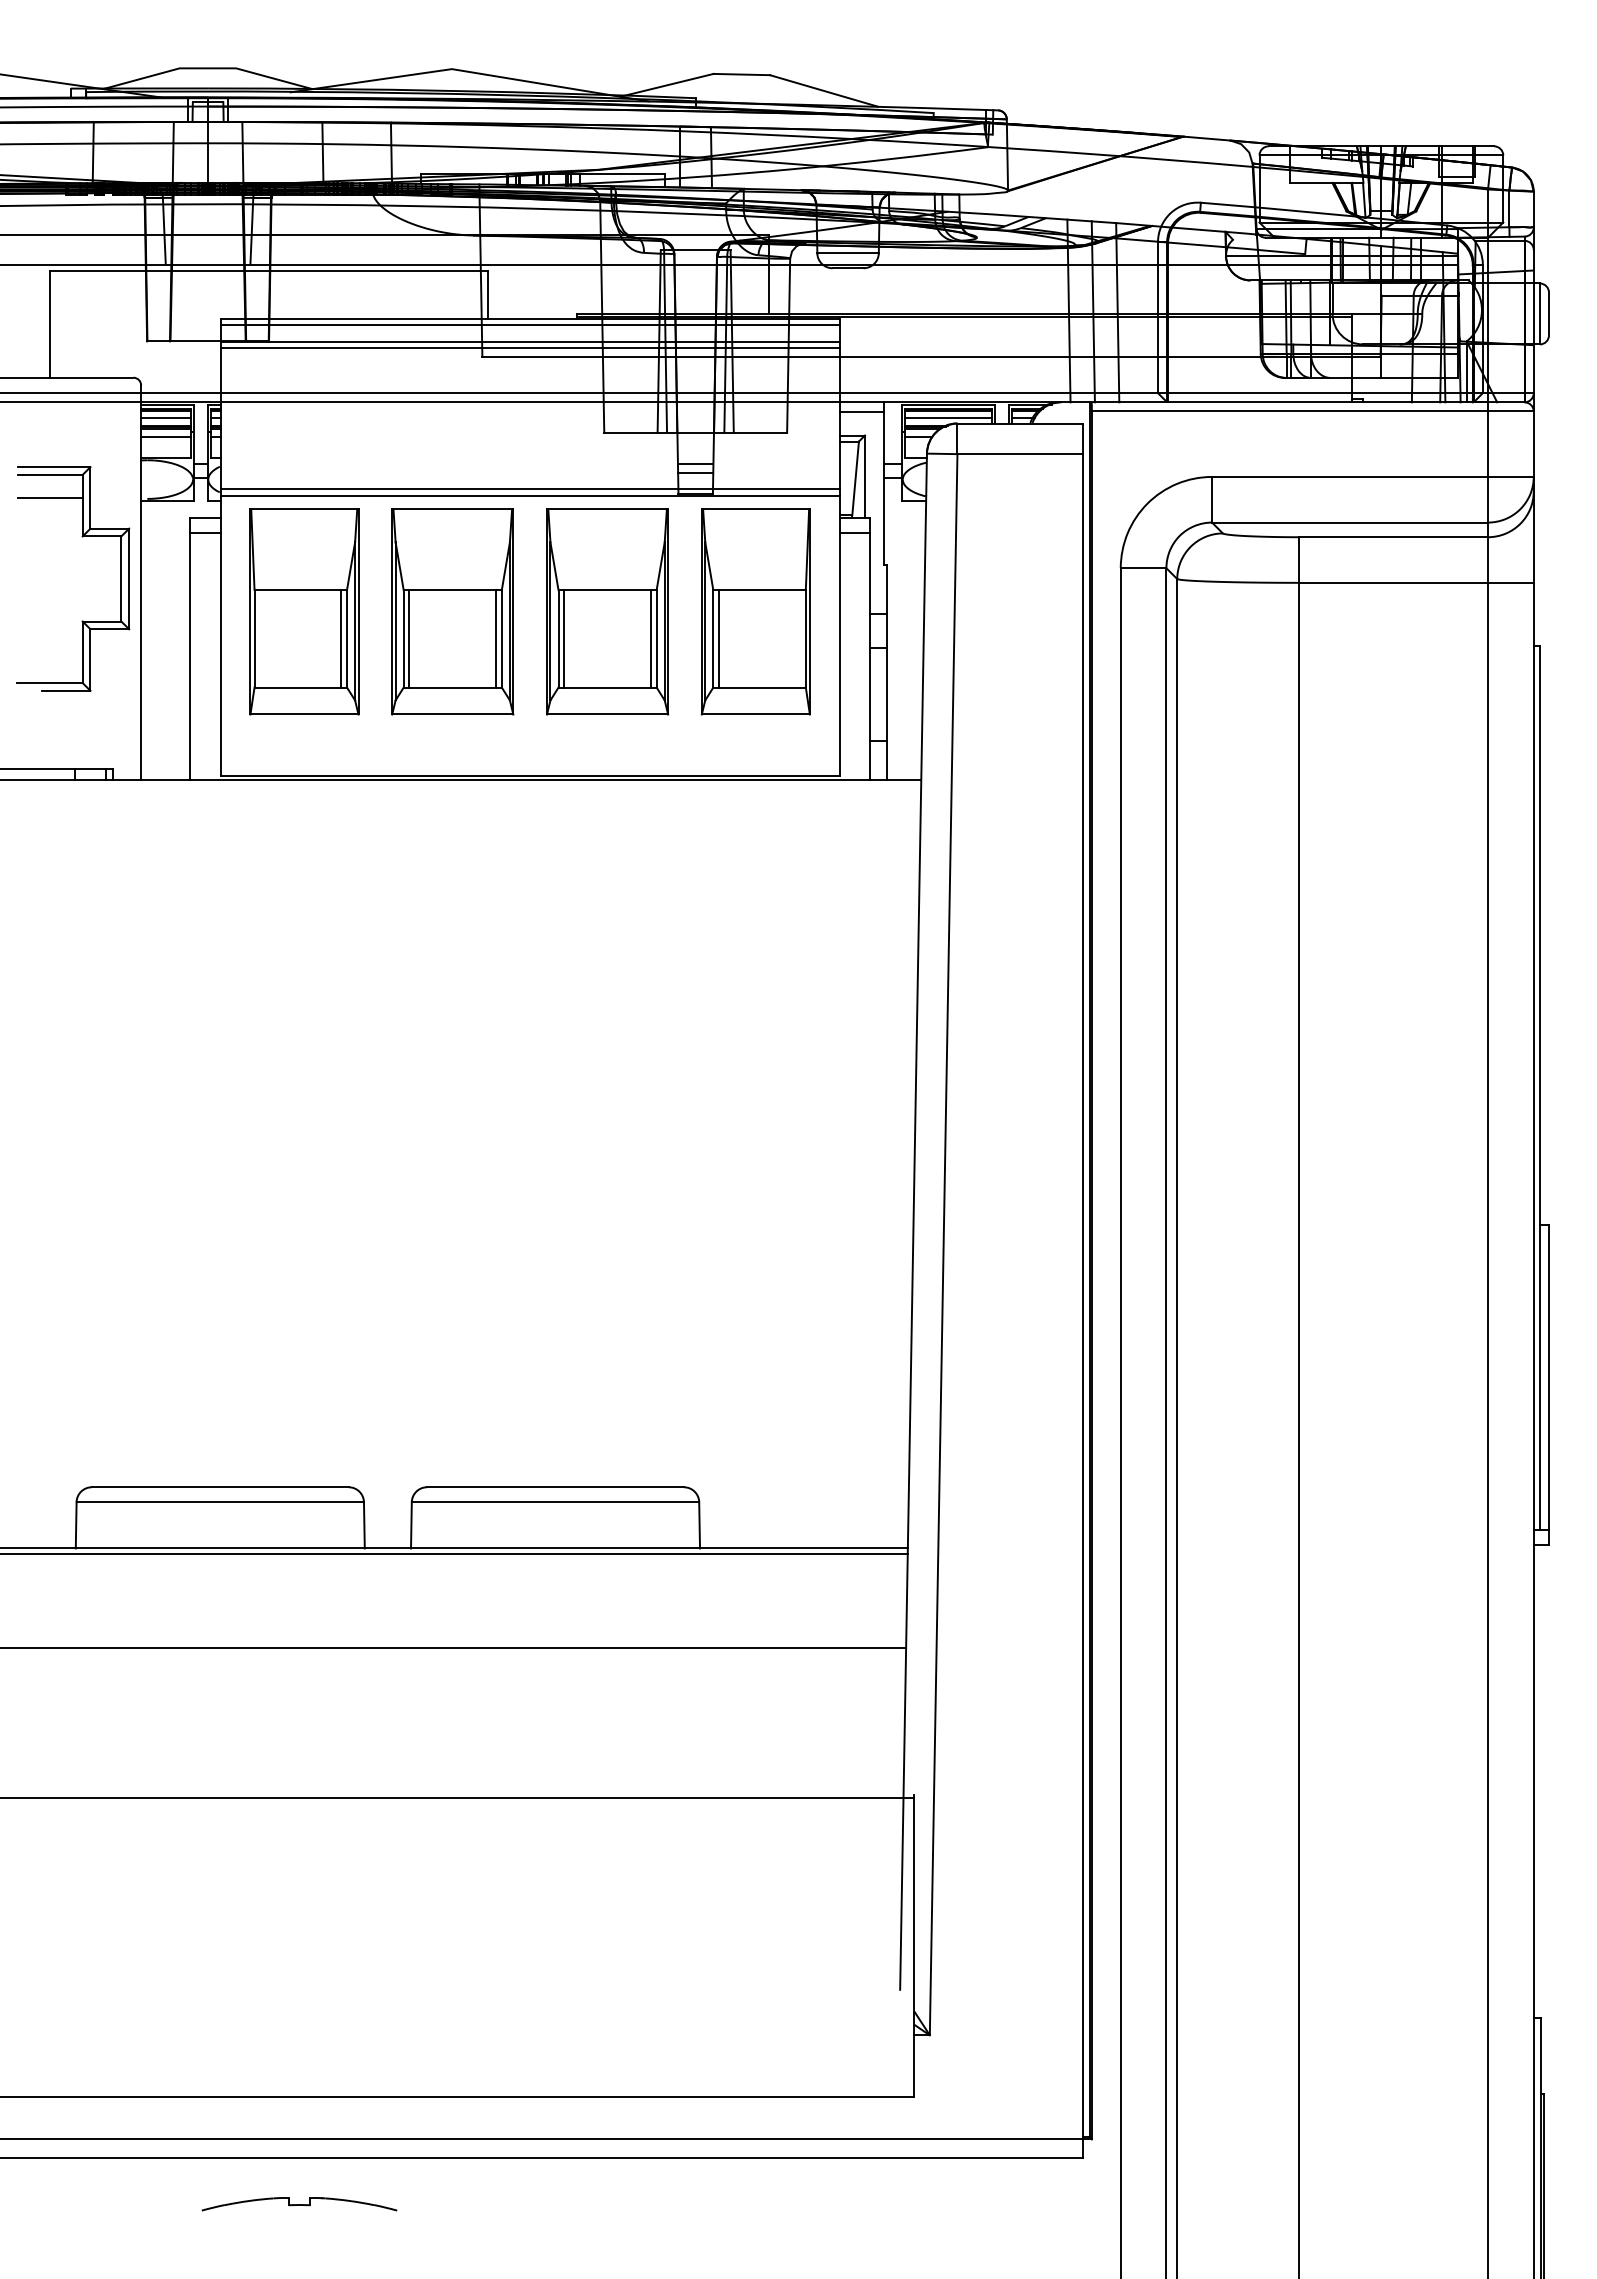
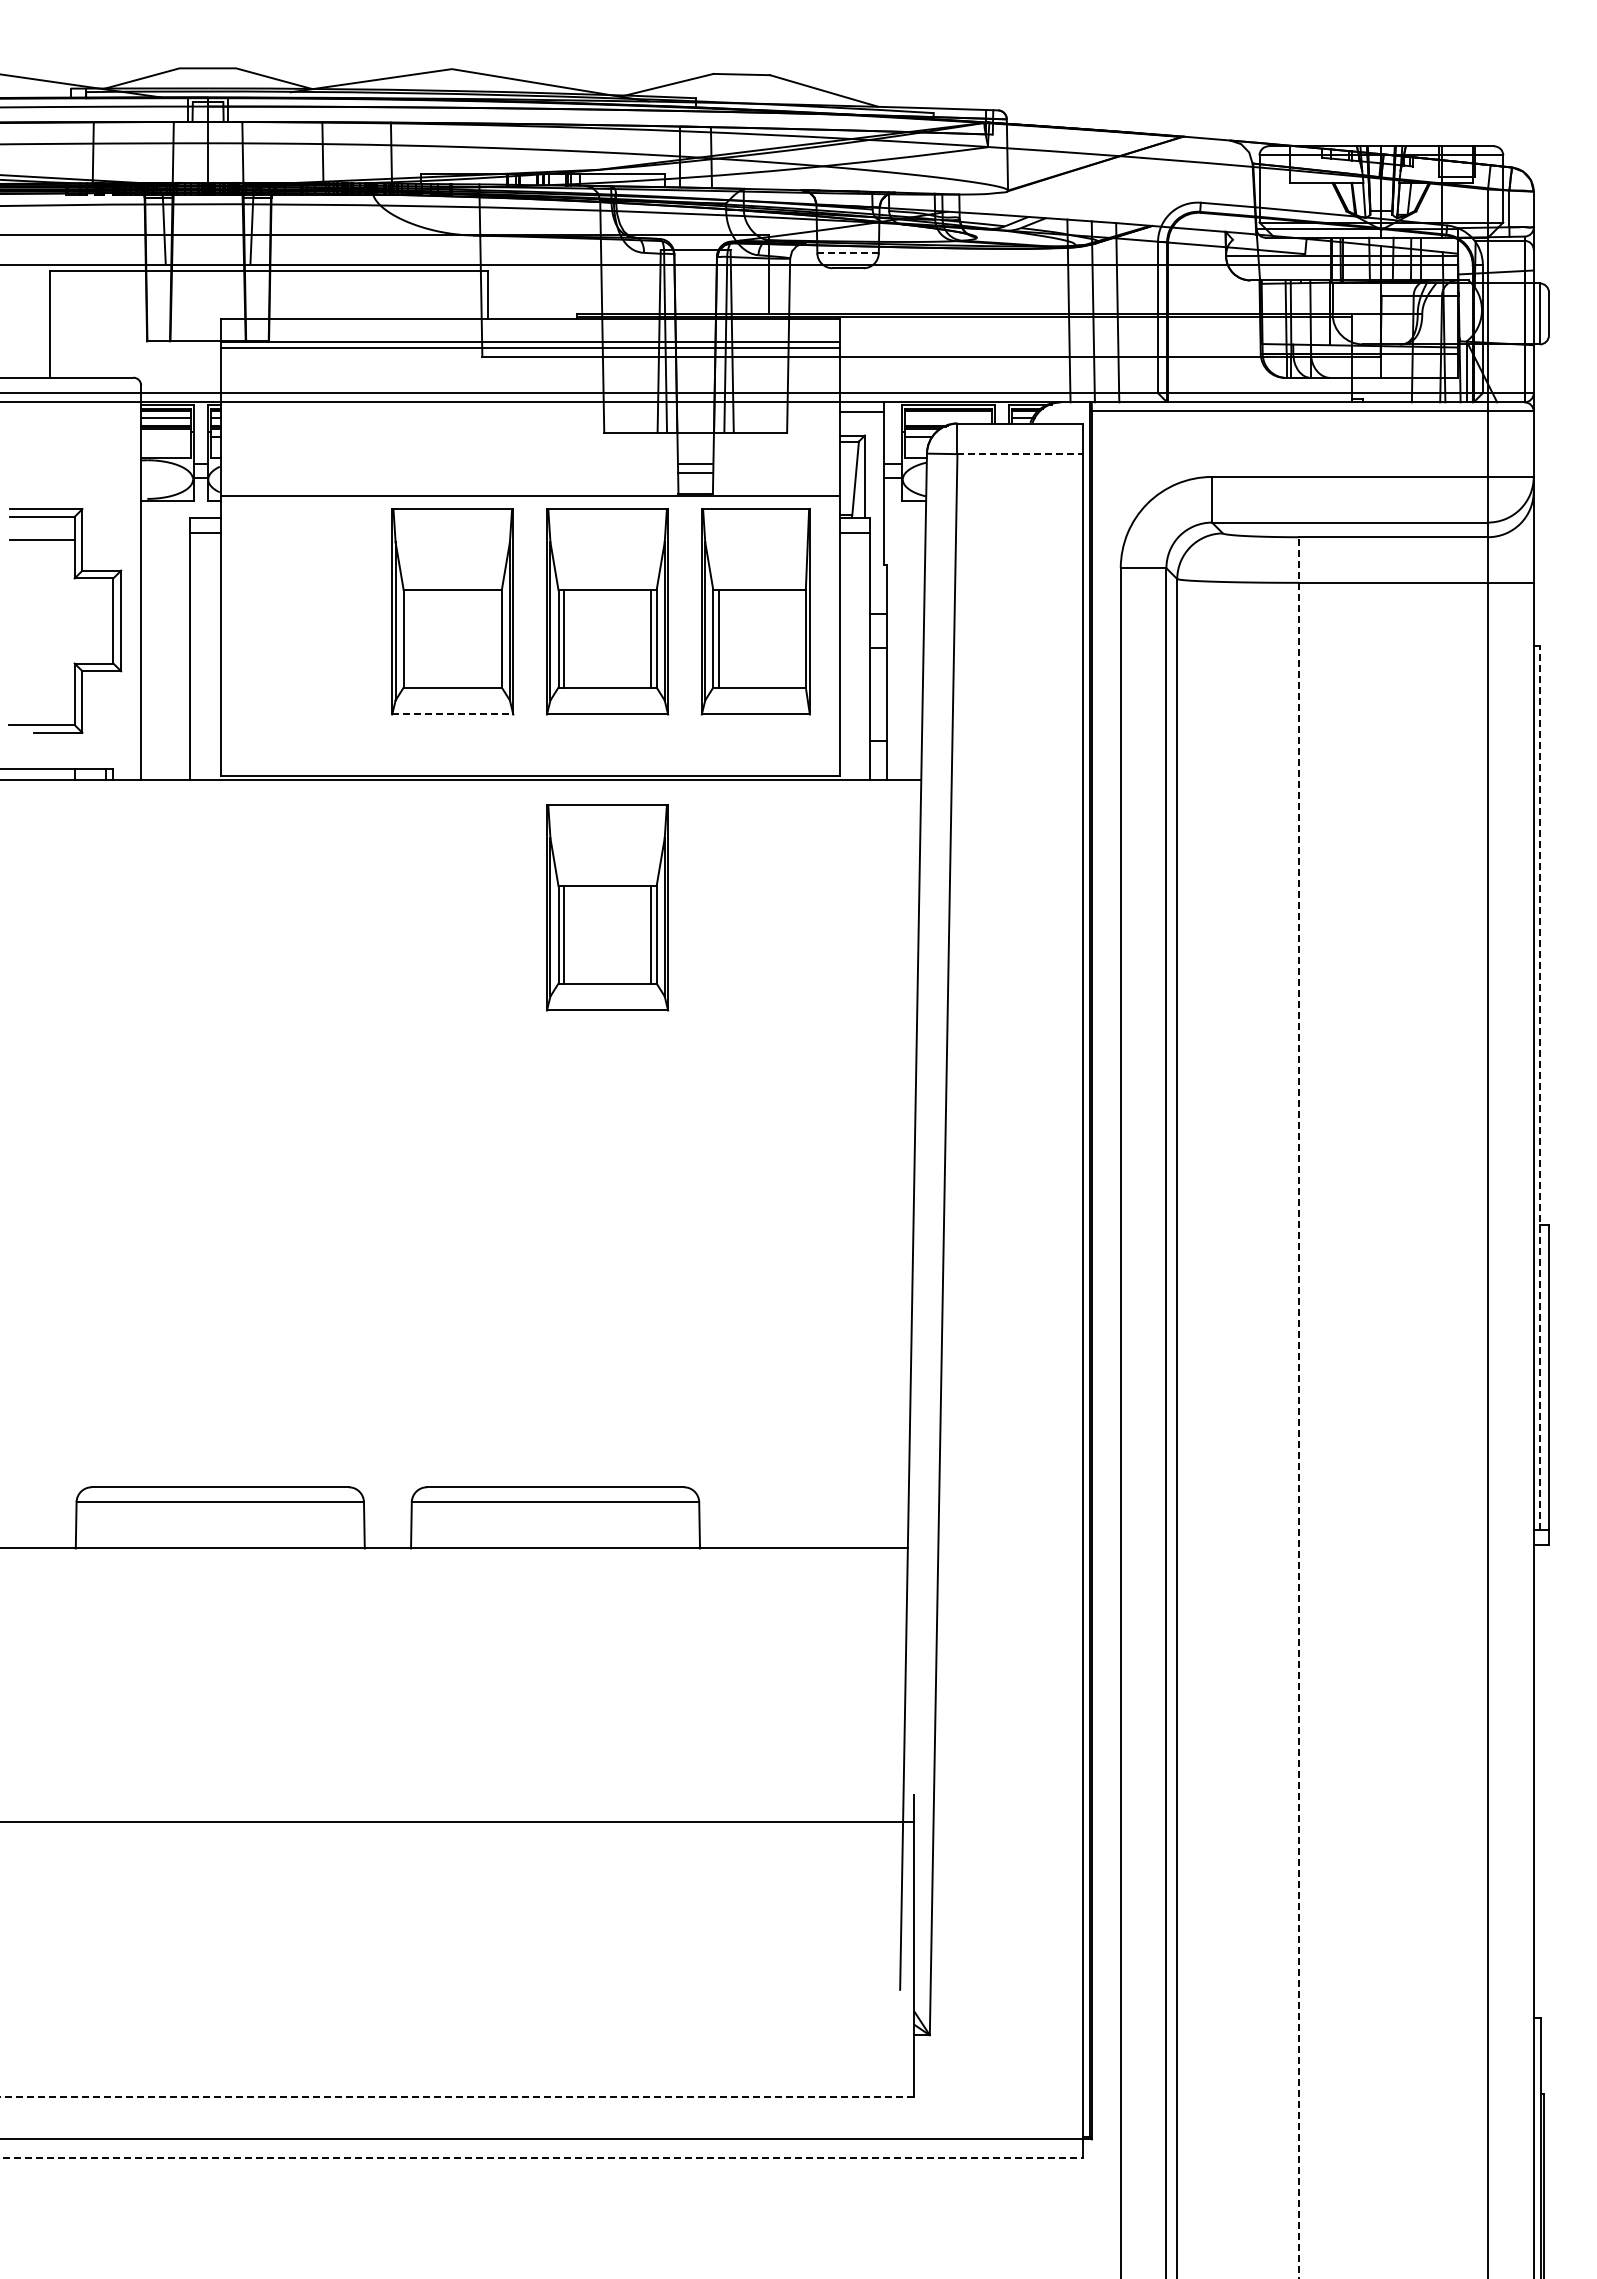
line: solid -> dashed (848, 253)
line: present -> none (529, 324)
line: present -> none (948, 418)
line: present -> none (165, 437)
line: solid -> dashed (1020, 454)
line: present -> none (529, 489)
part position: (82, 537) -> (74, 579) (74, 579)
part: present -> none (304, 611)
line: present -> none (409, 638)
line: present -> none (496, 638)
line: solid -> dashed (452, 714)
part: none -> present (607, 907)
line: solid -> dashed (1539, 1088)
line: solid -> dashed (1298, 1407)
line: present -> none (454, 1553)
line: present -> none (454, 1648)
line position: (458, 1797) -> (458, 1821) (458, 1821)
line: solid -> dashed (457, 2096)
line: solid -> dashed (541, 2157)
part: present -> none (299, 2204)
